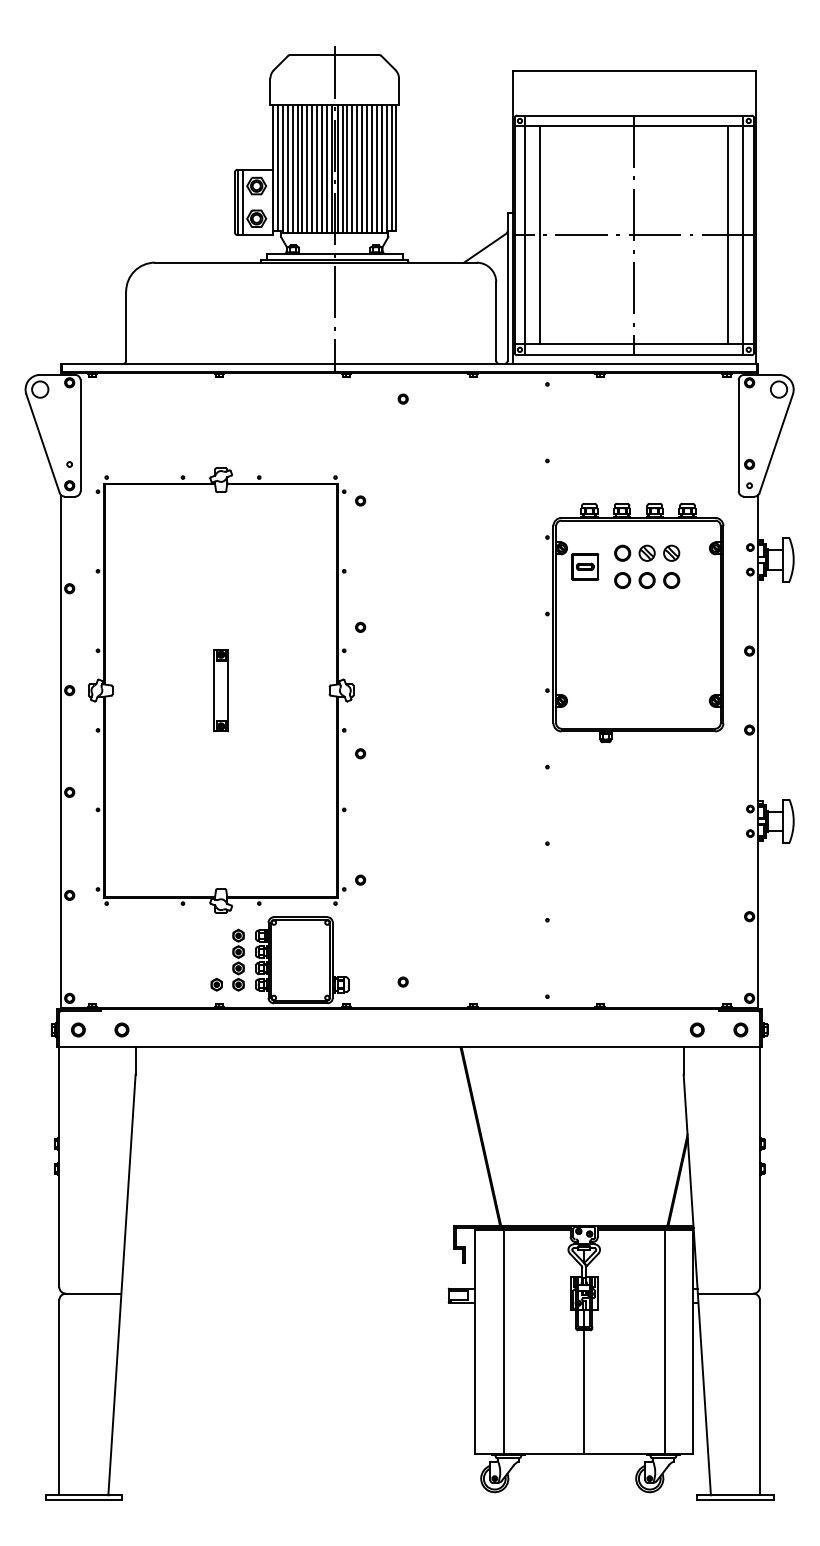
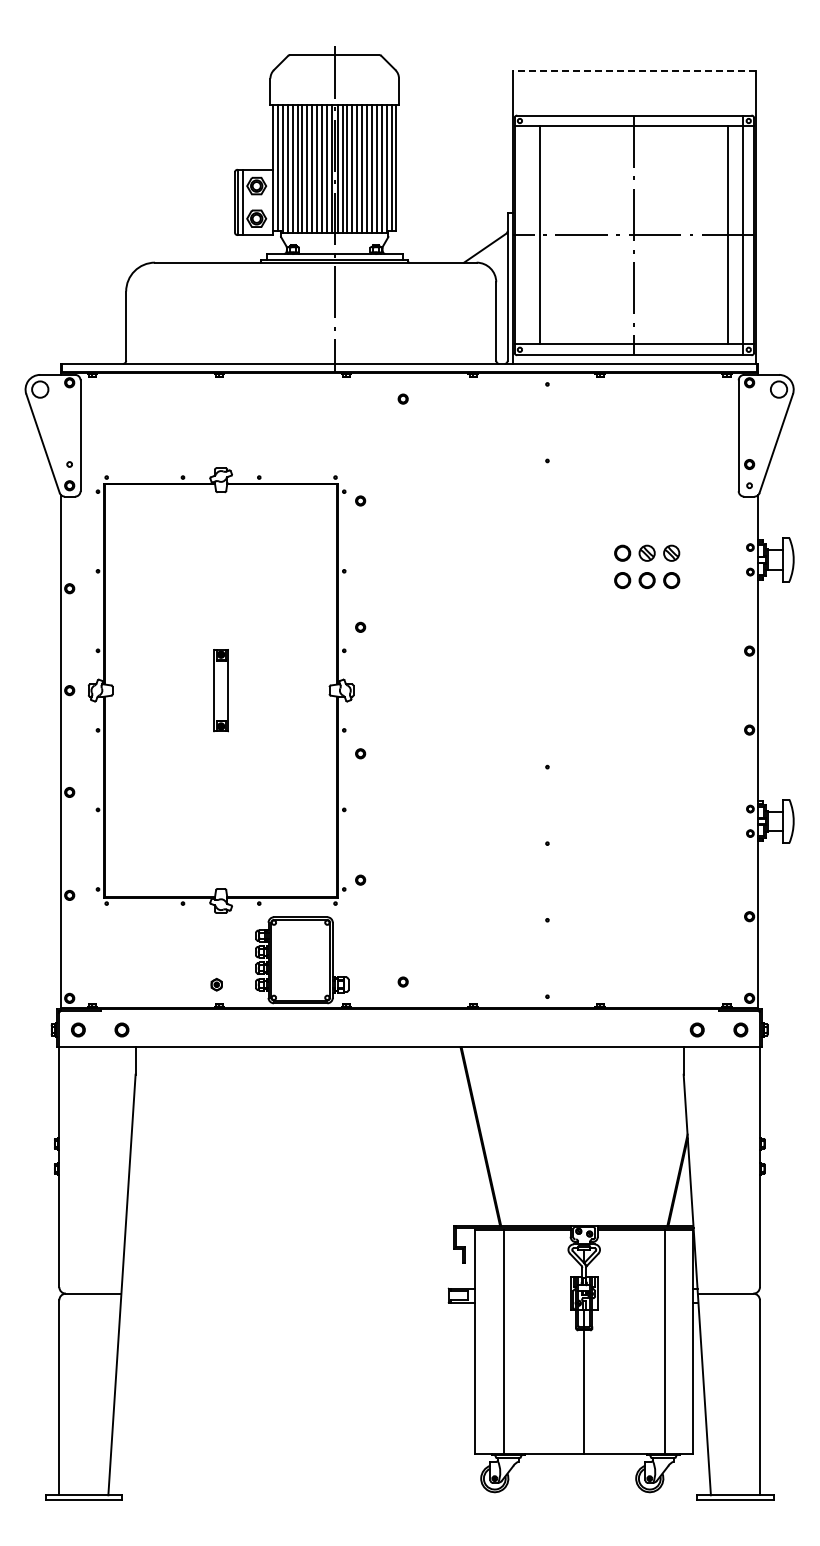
line: solid -> dashed (633, 70)
line: present -> none (525, 235)
part: present -> none (634, 622)
part: present -> none (238, 959)
